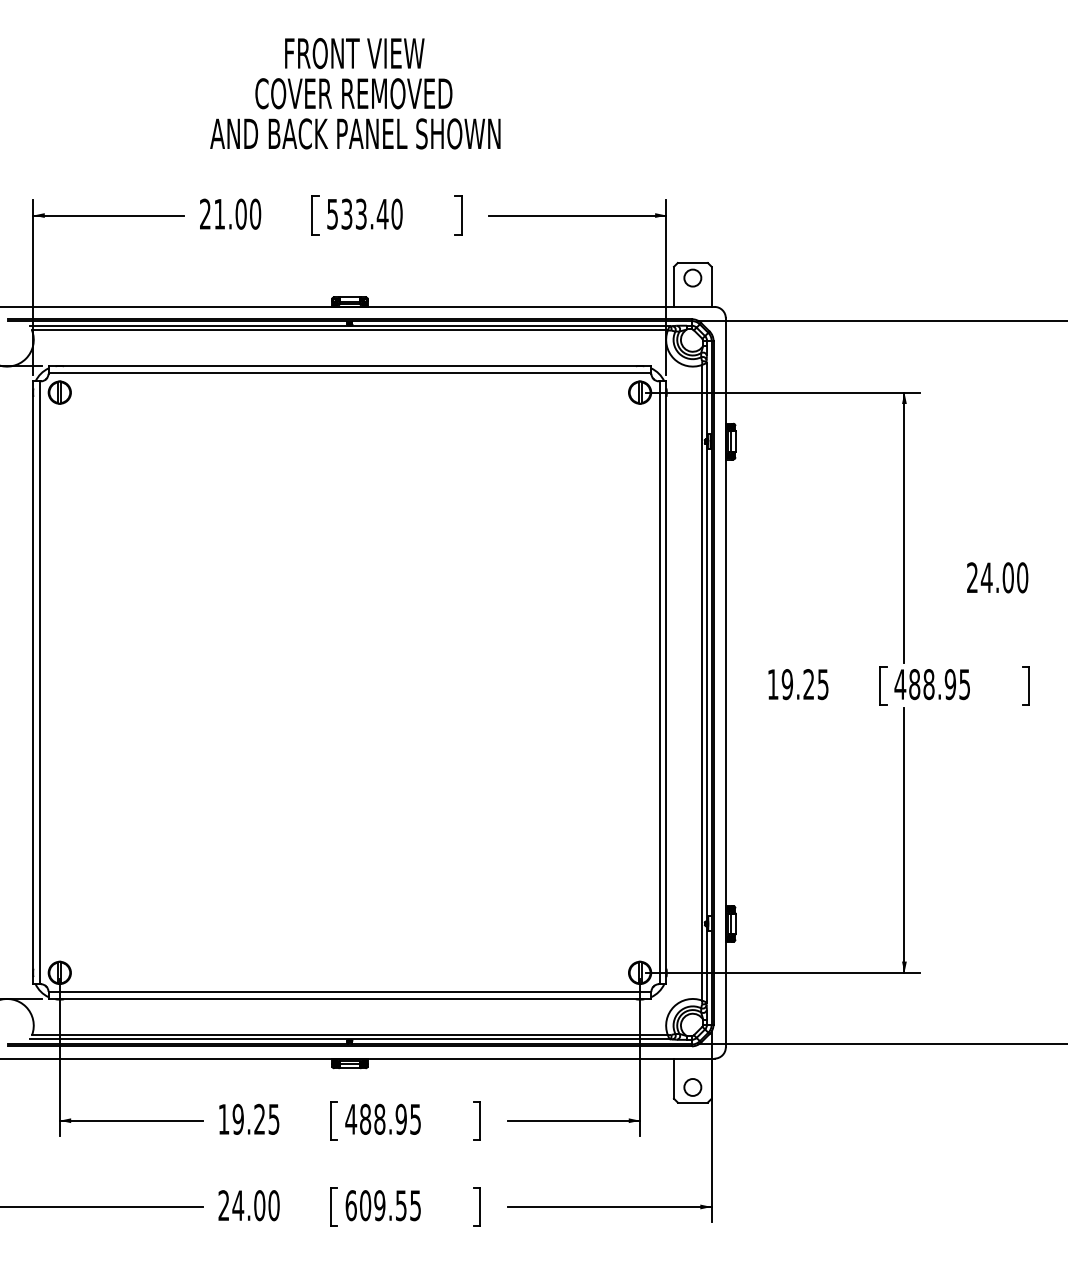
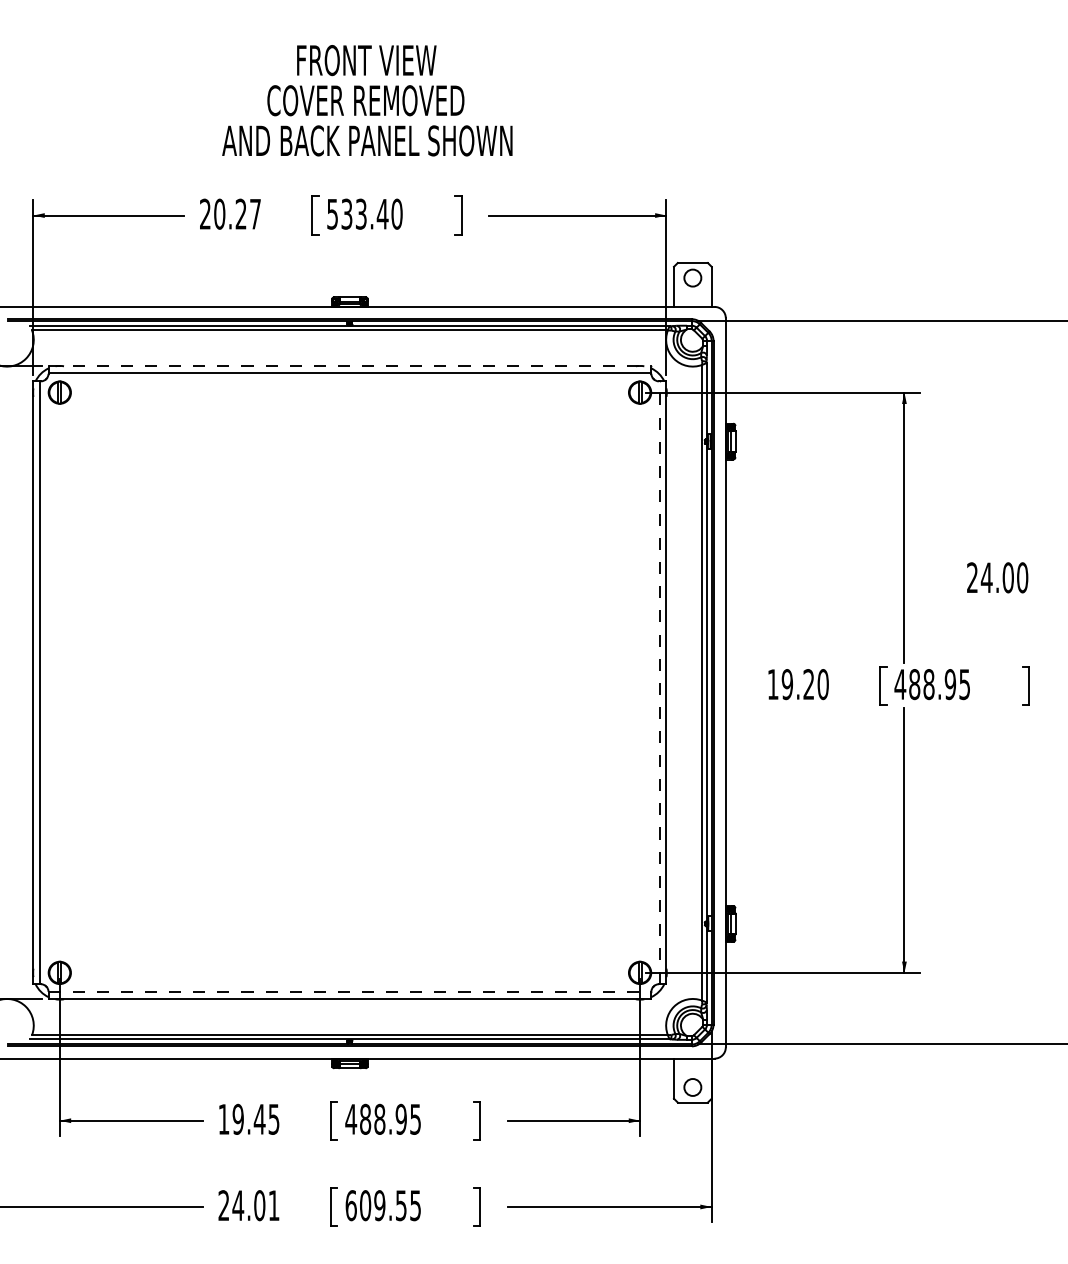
text position: (355, 93) -> (367, 100) (367, 100)
text: 21.00 -> 20.27 (237, 213)
line: solid -> dashed (350, 366)
line: solid -> dashed (659, 682)
text: 19.25 -> 19.20 (822, 684)
line: solid -> dashed (350, 992)
text: 19.25 -> 19.45 (259, 1118)
text: 24.00 -> 24.01 (273, 1205)
